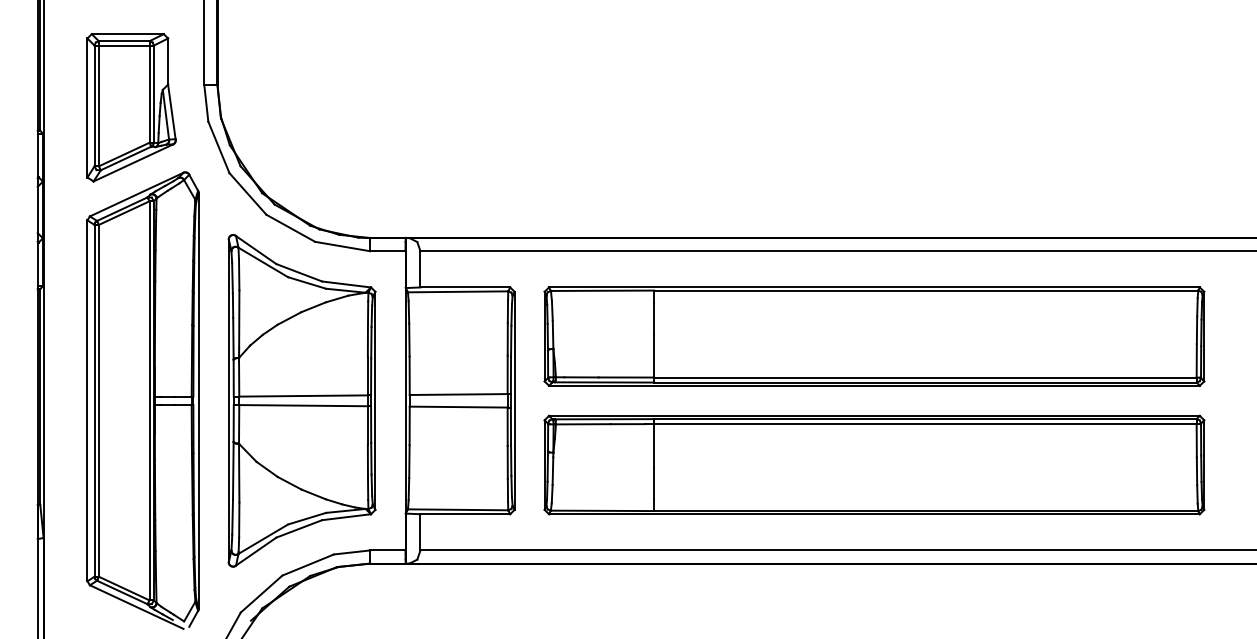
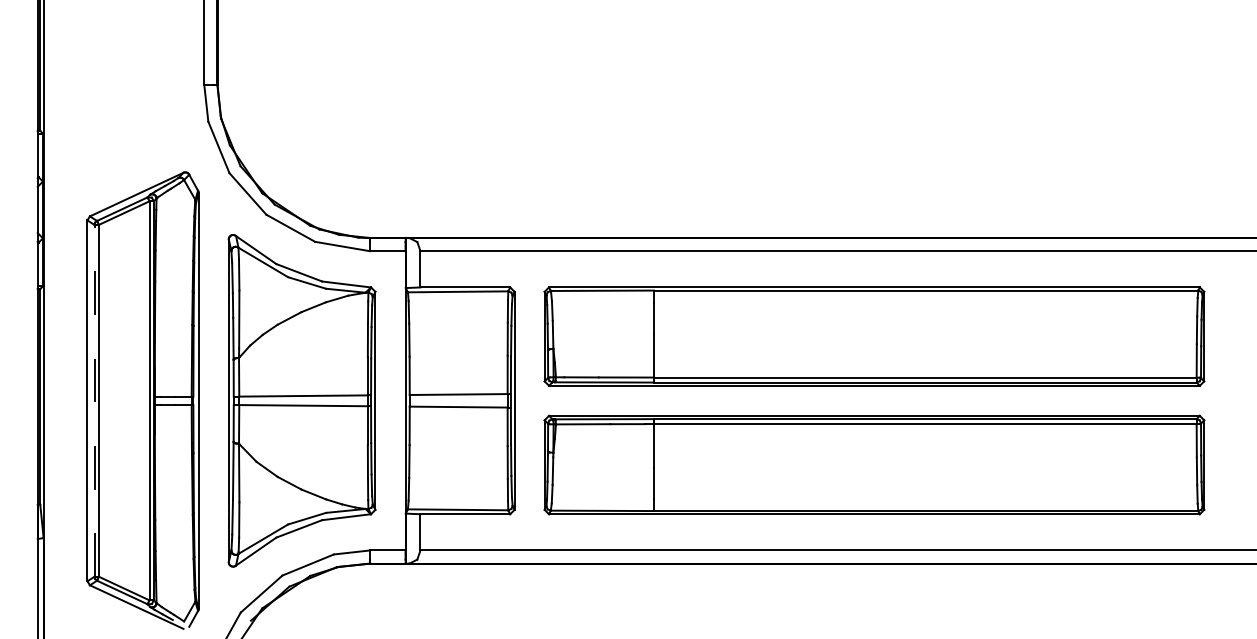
part: present -> none (131, 107)
line: solid -> dashed (94, 400)
